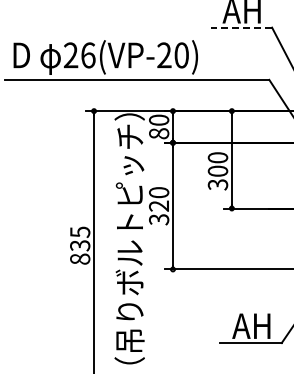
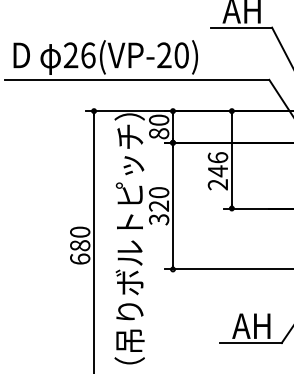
line: dashed -> solid (241, 27)
text: 300 -> 246 (217, 171)
text: 835 -> 680 (80, 245)
